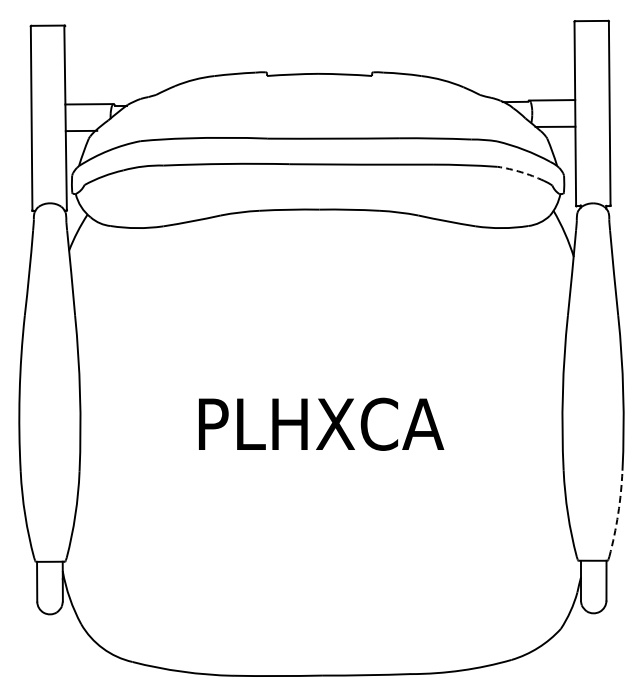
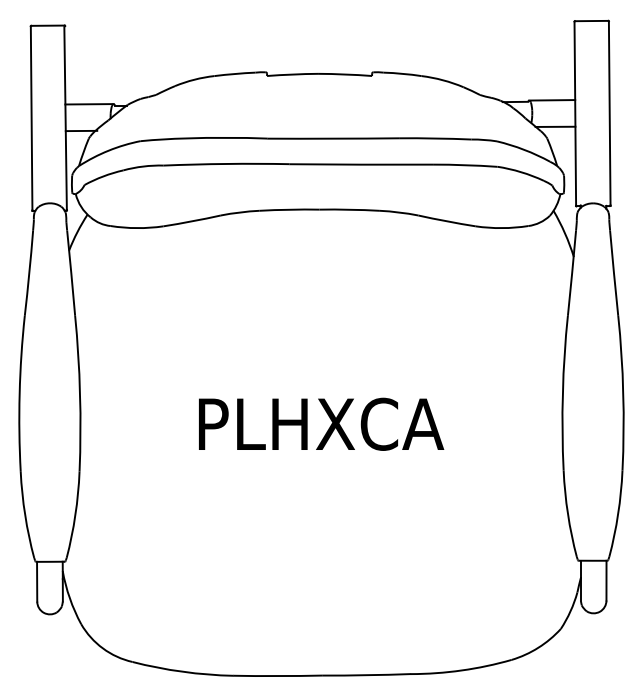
arc: dashed -> solid (521, 172)
arc: dashed -> solid (618, 514)
